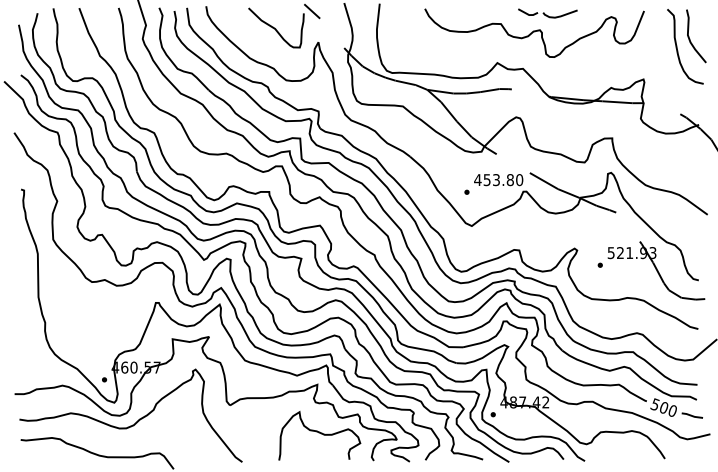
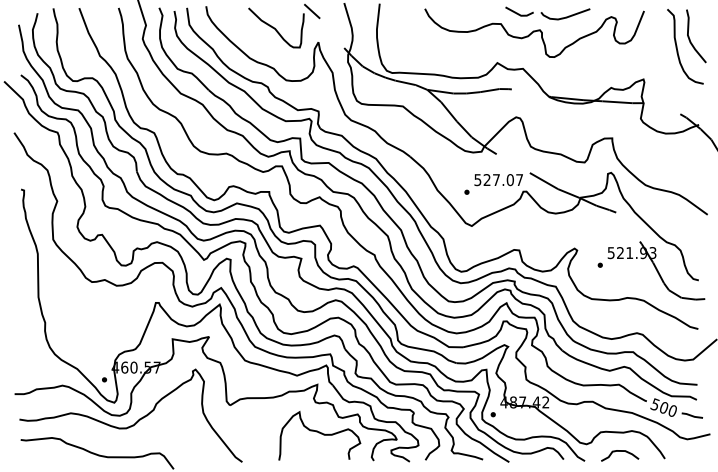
part size: 60x11 px -> 86x15 px (547, 13)
text: 453.80 -> 527.07 (498, 180)
curve: none -> present (620, 451)
